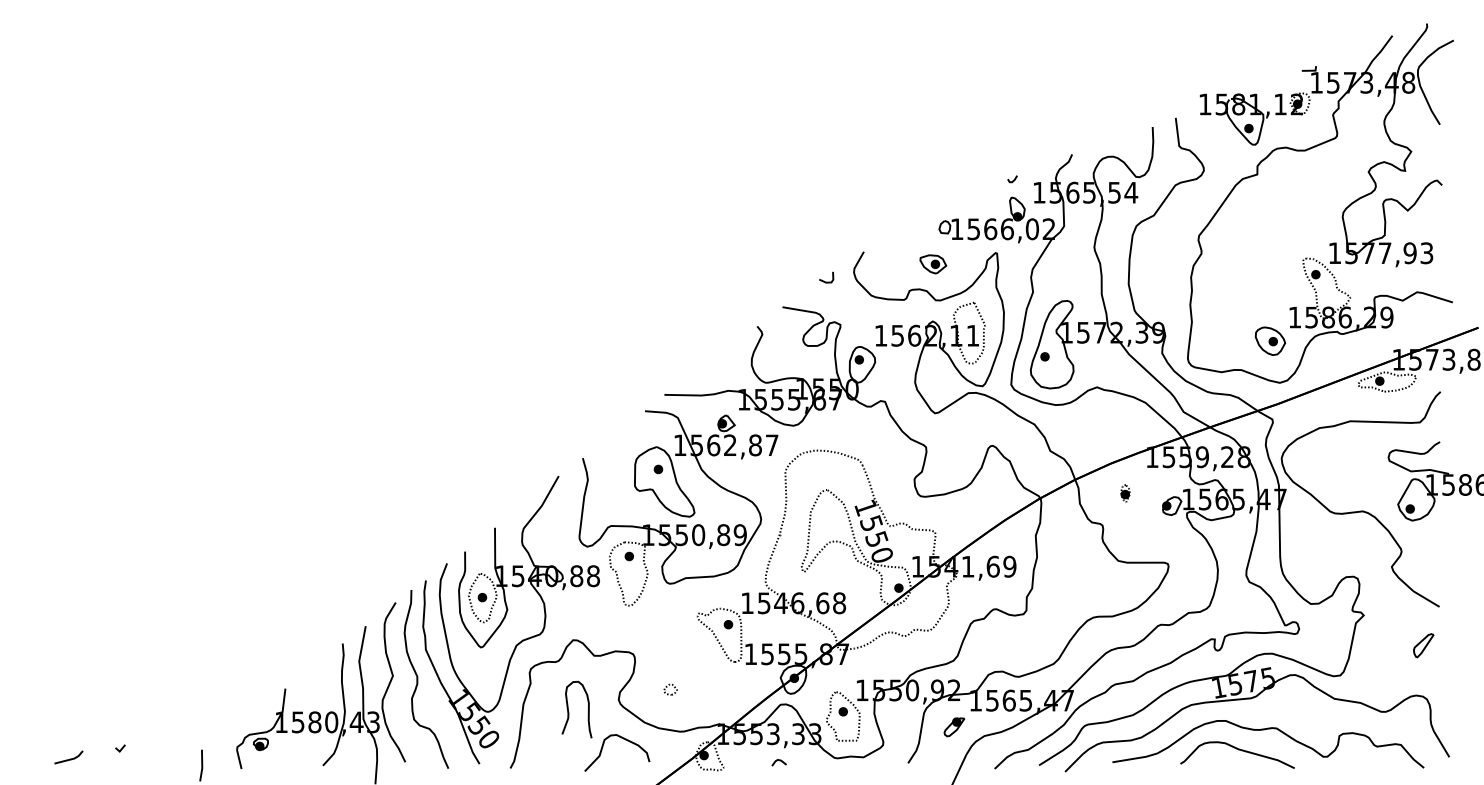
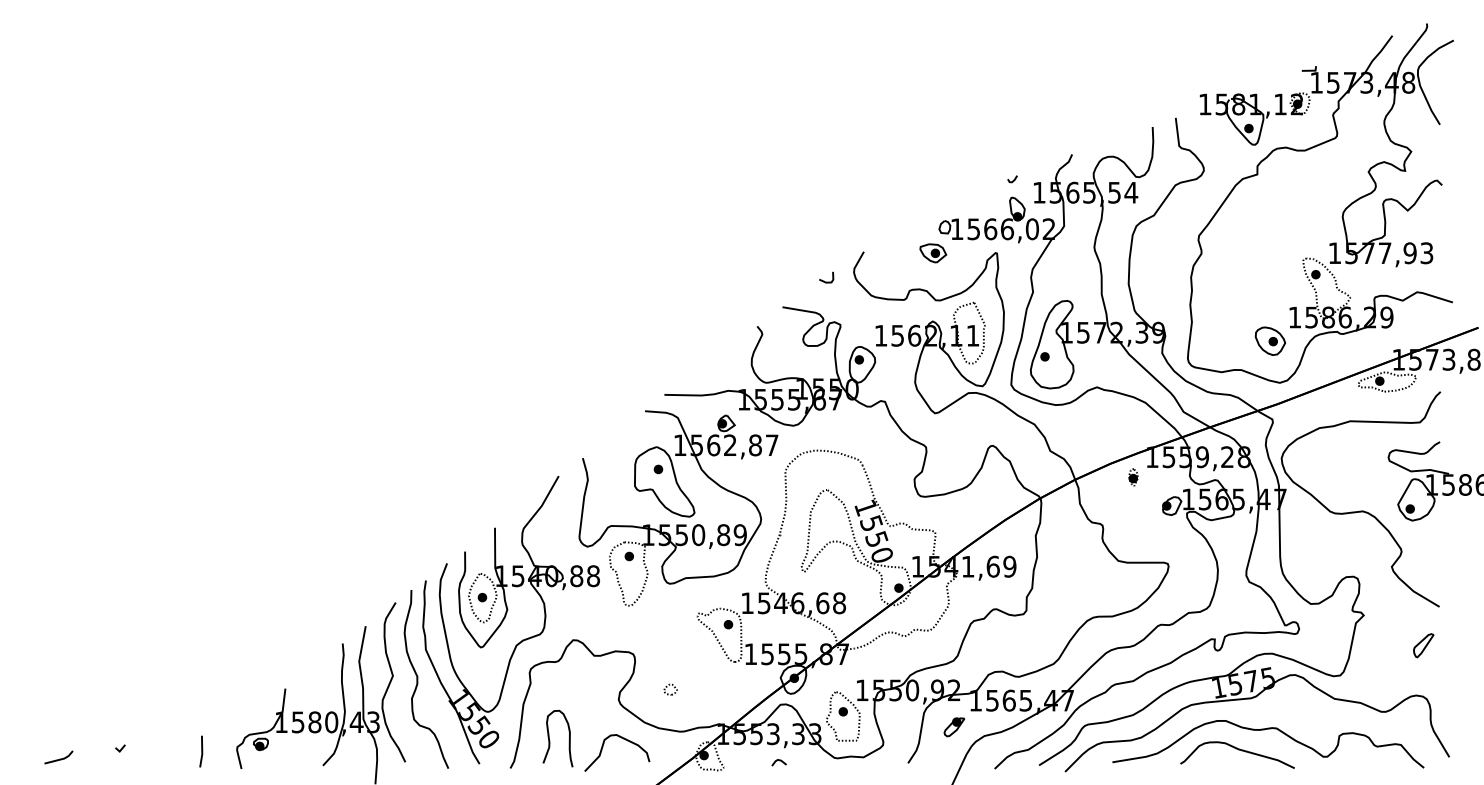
part position: (933, 264) -> (933, 253) (933, 253)
part position: (1125, 493) -> (1133, 477) (1133, 477)
curve position: (569, 711) -> (550, 740) (550, 740)
line position: (69, 758) -> (59, 758) (59, 758)
line position: (201, 765) -> (201, 751) (201, 751)
